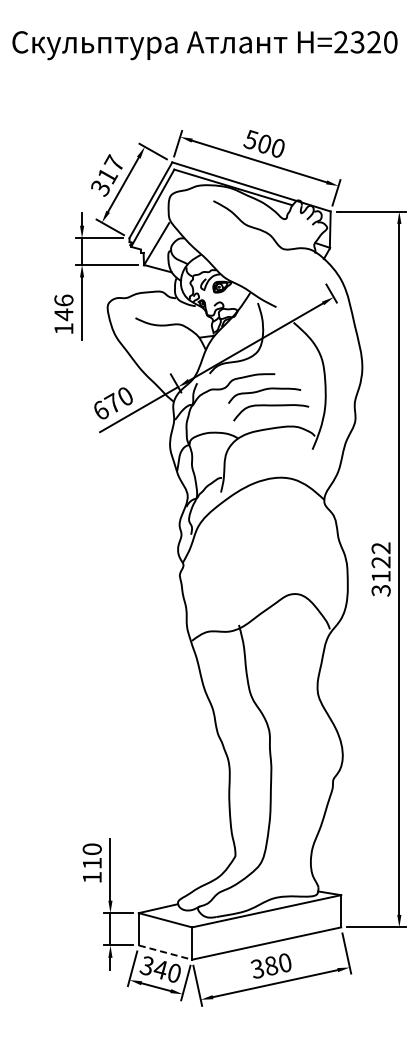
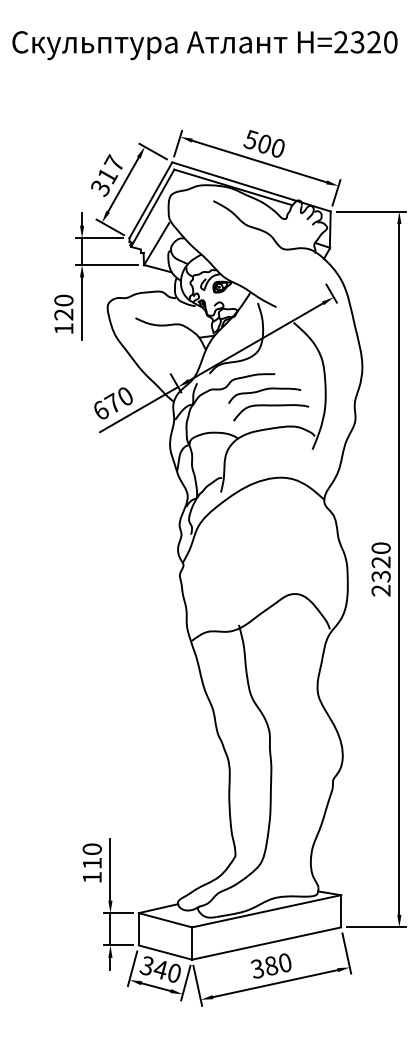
text: 146 -> 120 (63, 307)
text: 3122 -> 2320 (380, 569)
line: dashed -> solid (165, 952)
